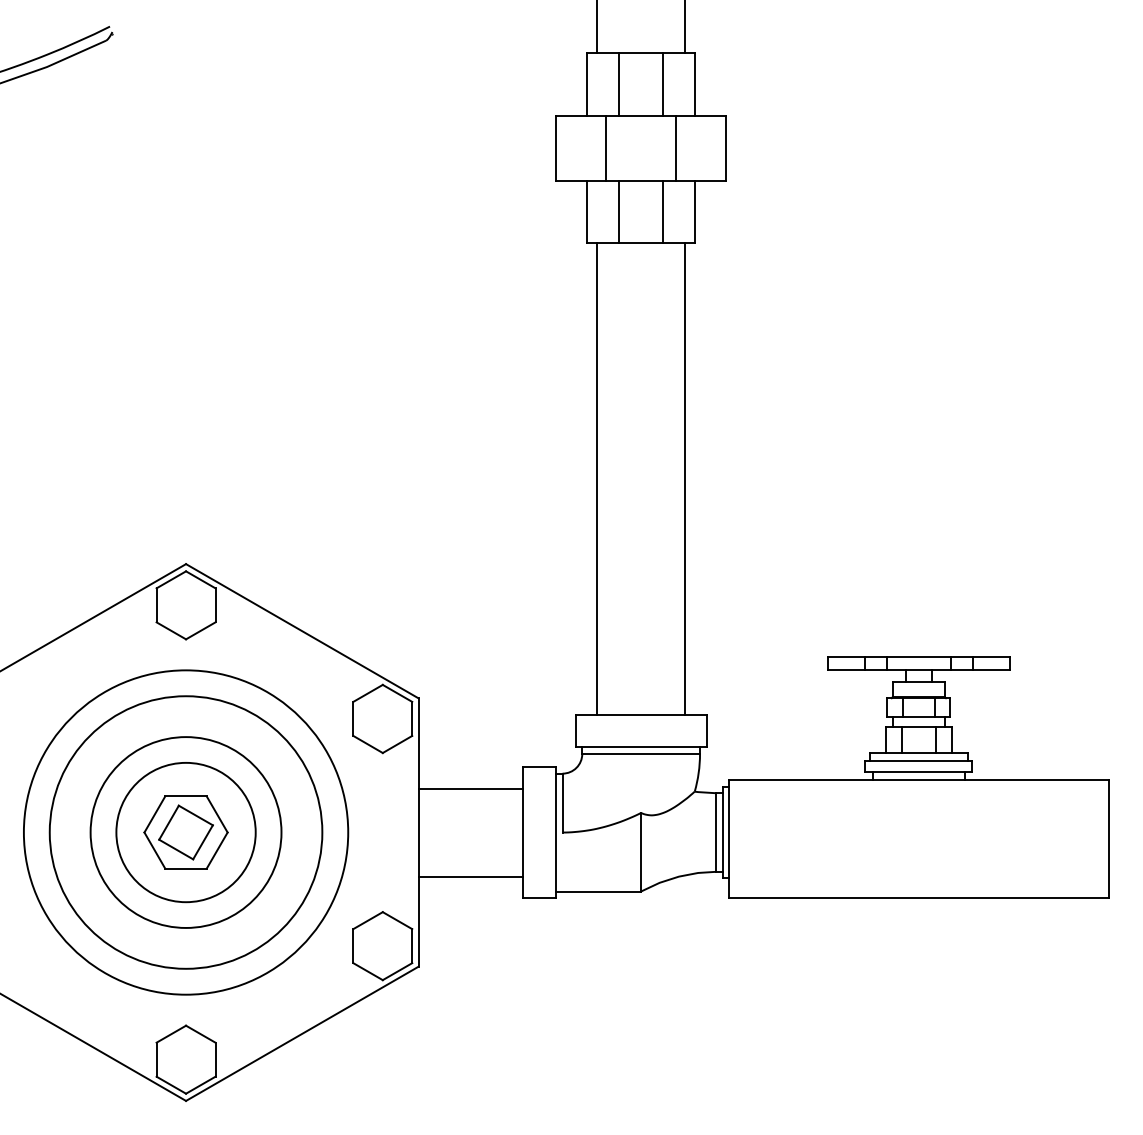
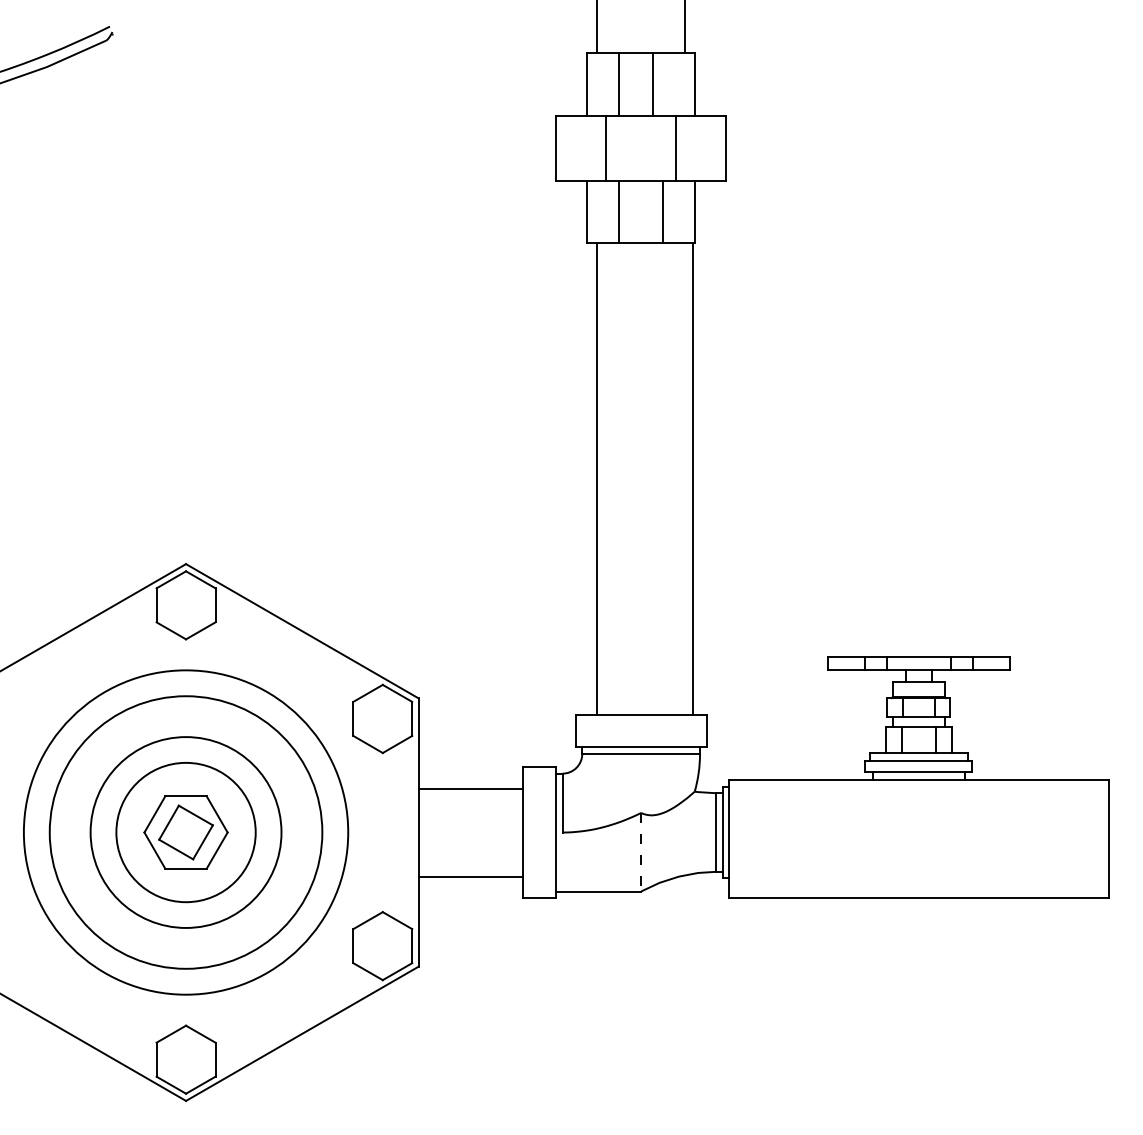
line position: (663, 84) -> (653, 84) (653, 84)
line position: (685, 478) -> (693, 478) (693, 478)
line: solid -> dashed (641, 852)
